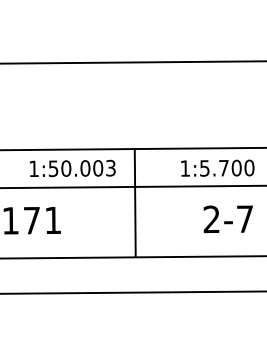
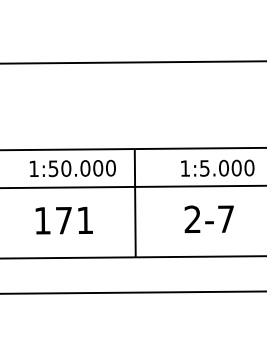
text: 1:50.003 -> 1:50.000 (110, 167)
text: 1:5.700 -> 1:5.000 (223, 167)
text position: (227, 218) -> (208, 218) (208, 218)
text position: (31, 220) -> (63, 220) (63, 220)
